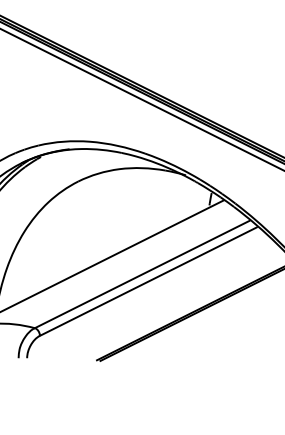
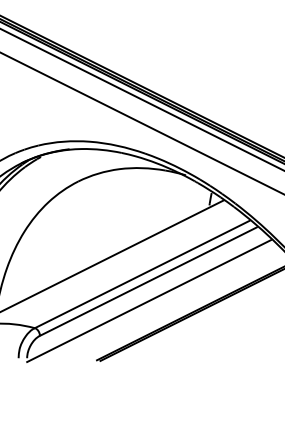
line: none -> present (141, 123)
line: none -> present (148, 301)
